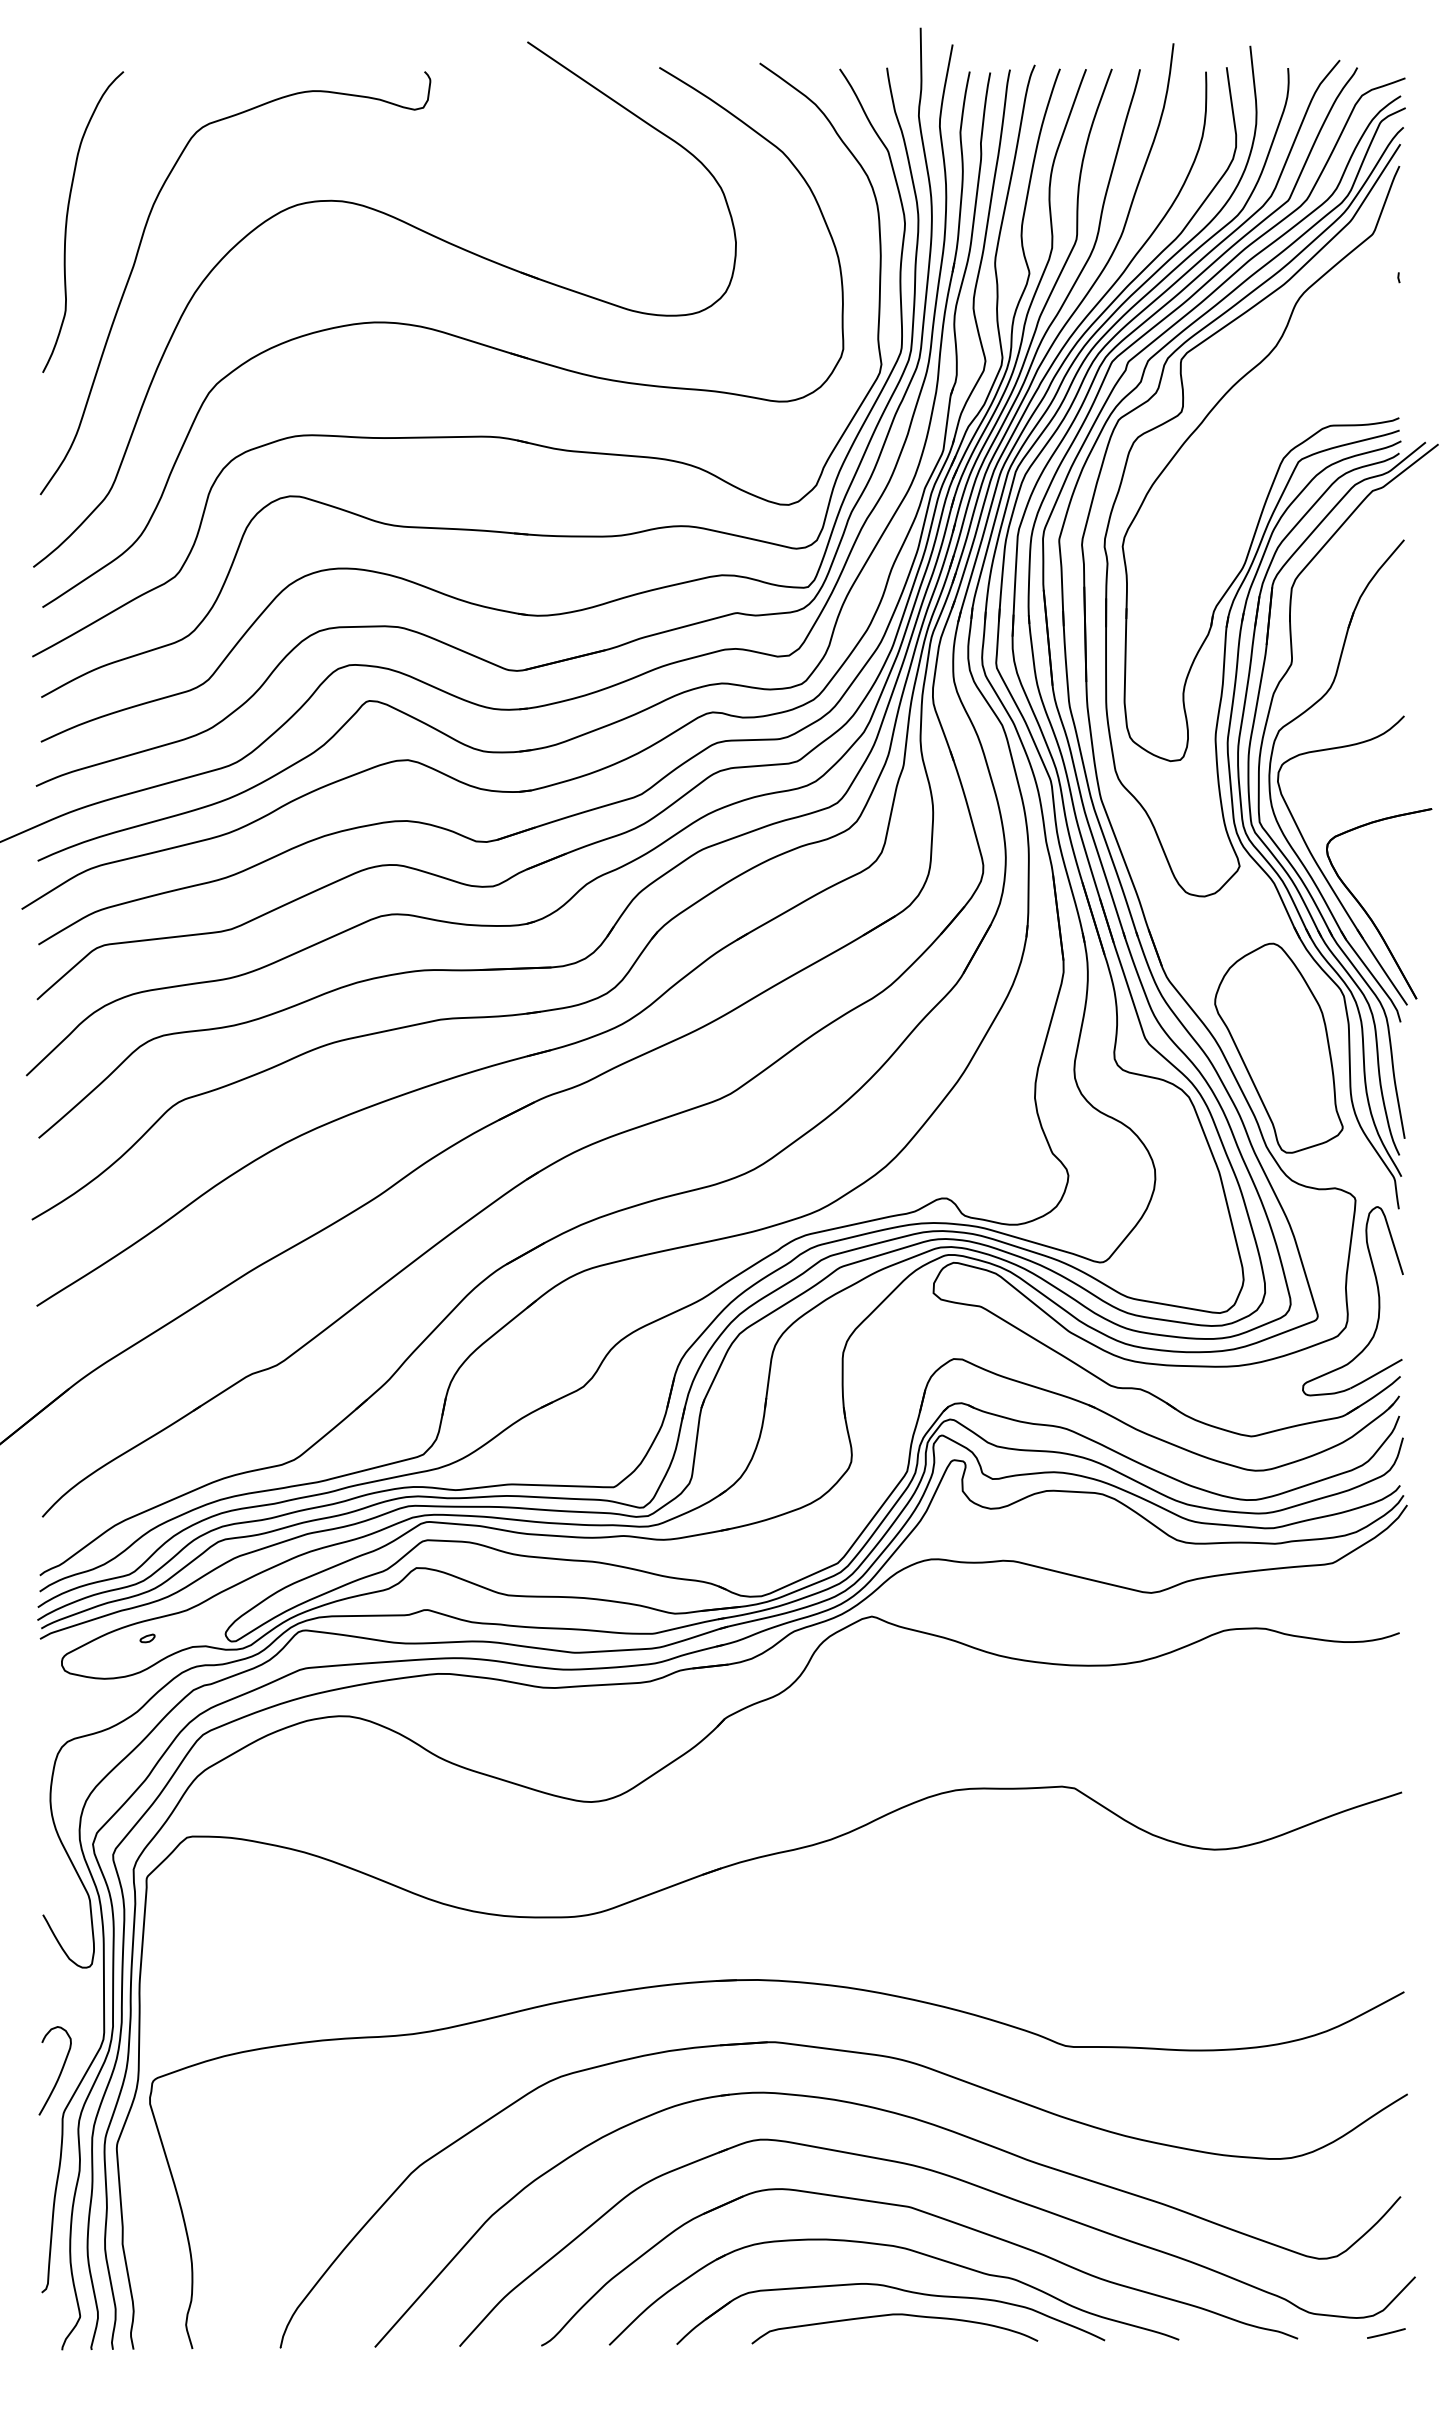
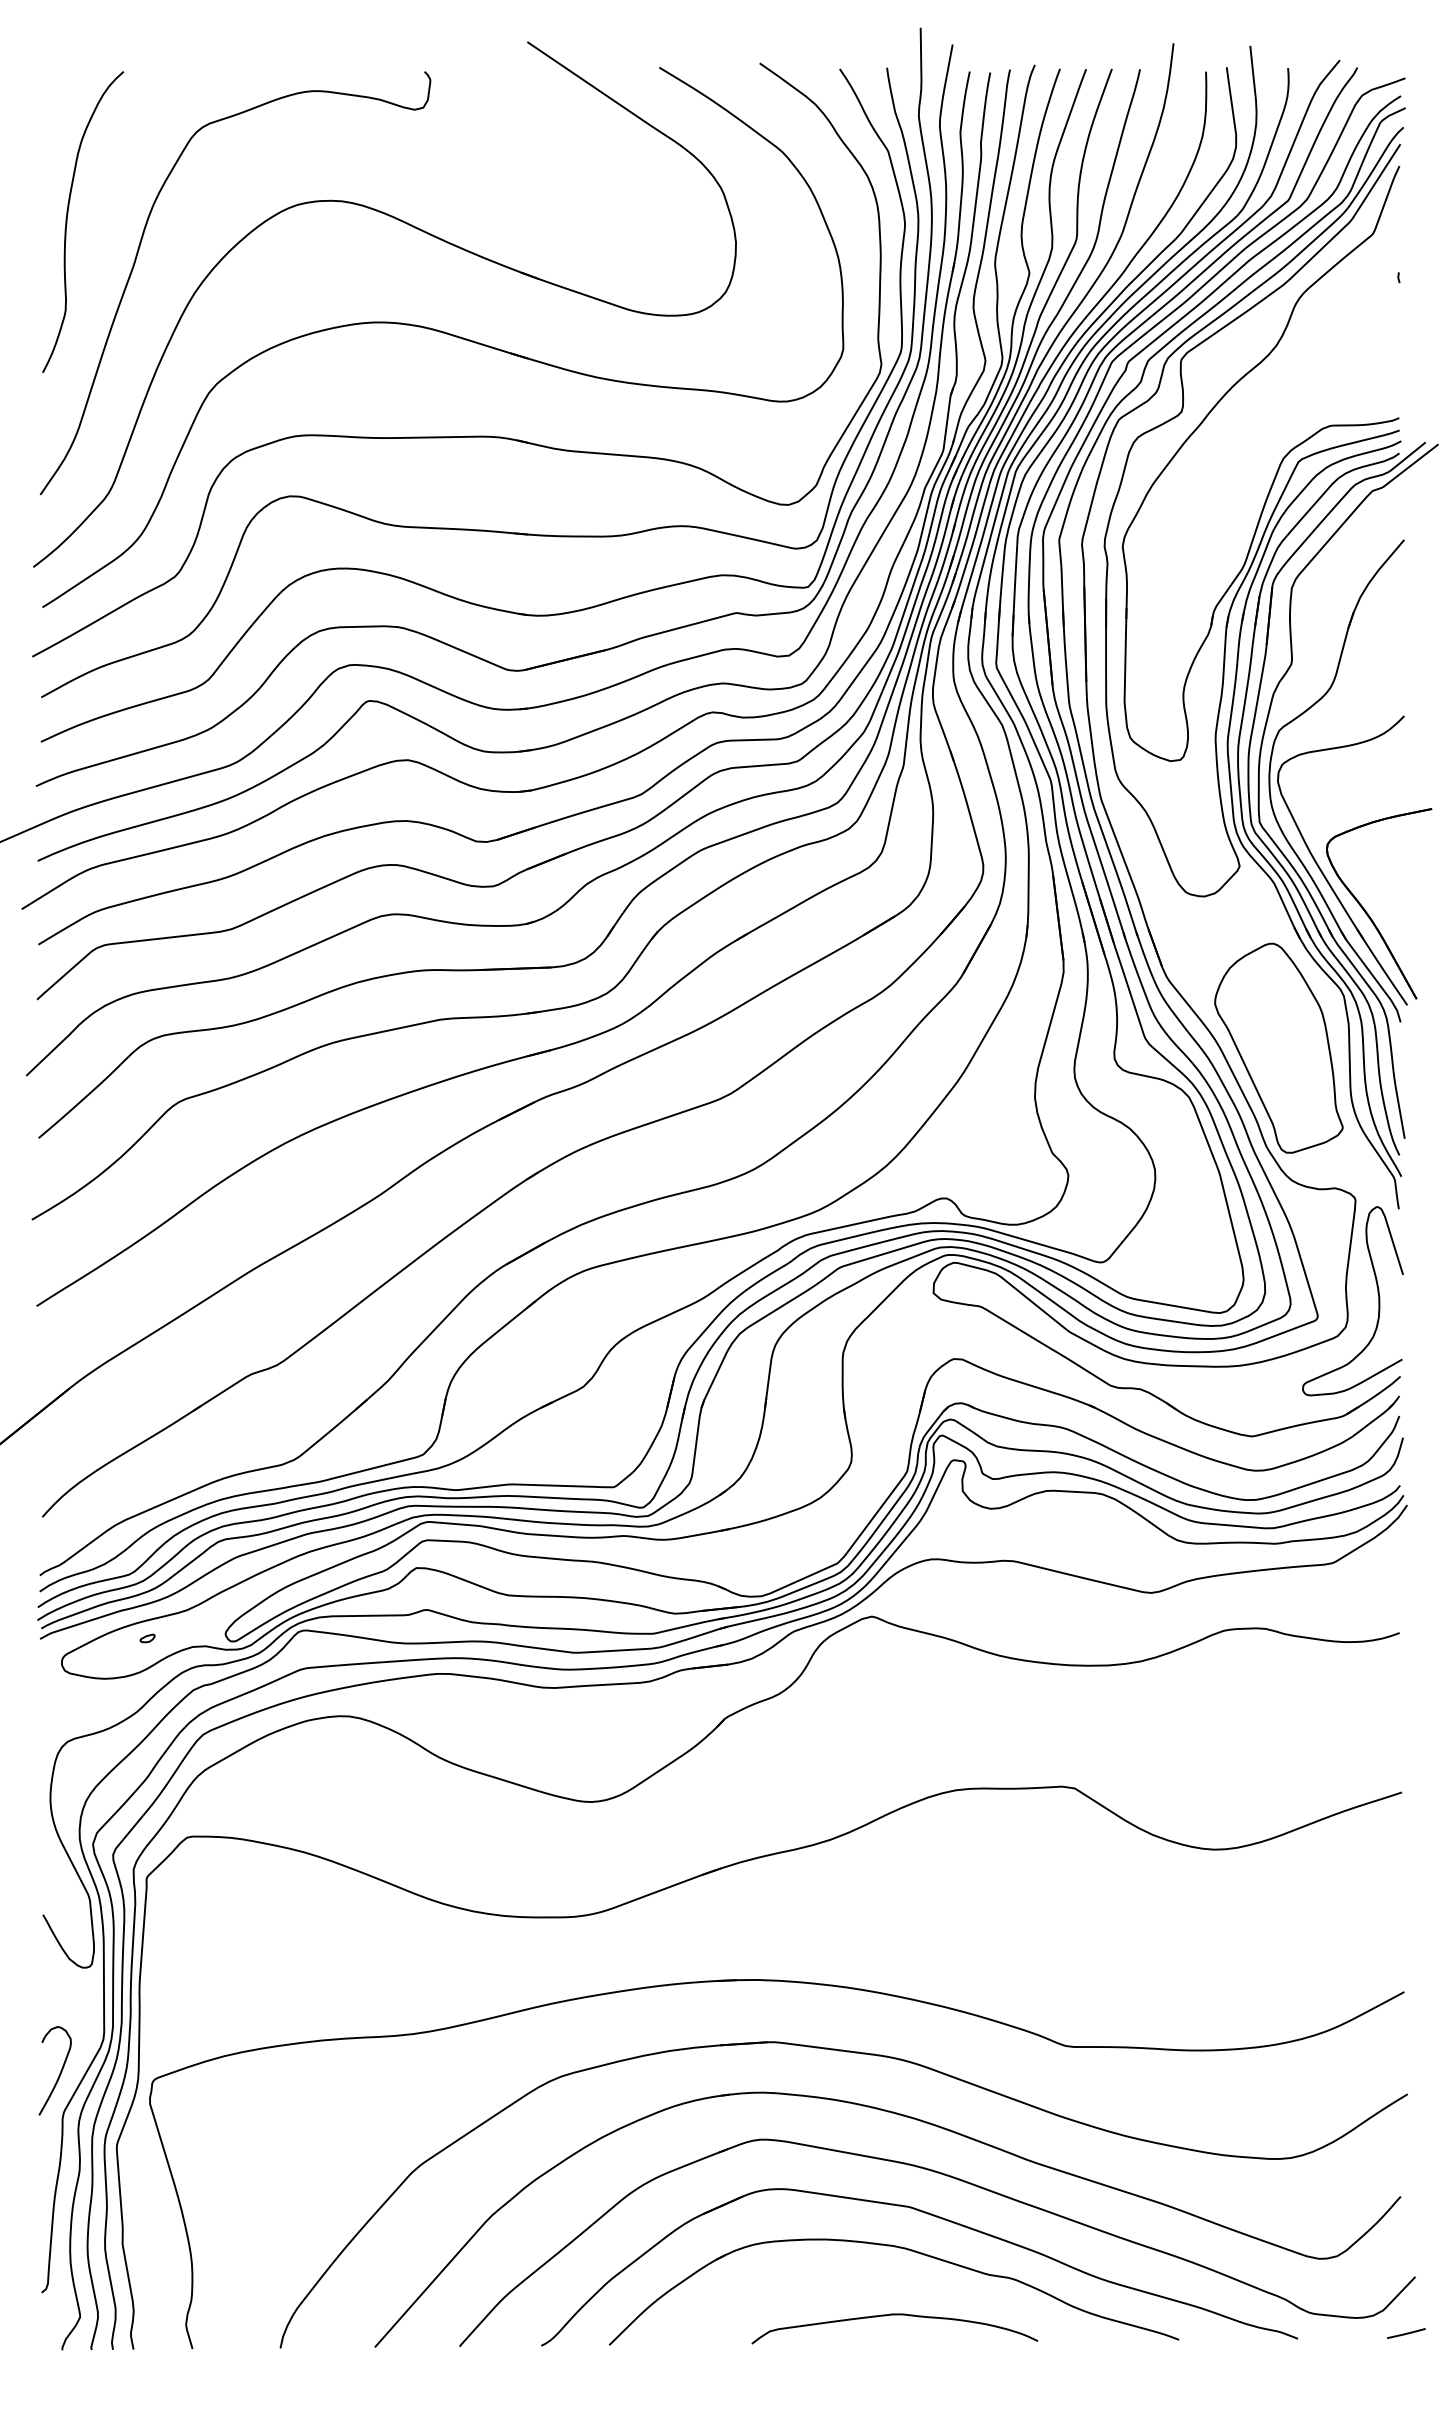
part: present -> none (895, 2289)
line position: (1386, 2333) -> (1406, 2333) (1406, 2333)
